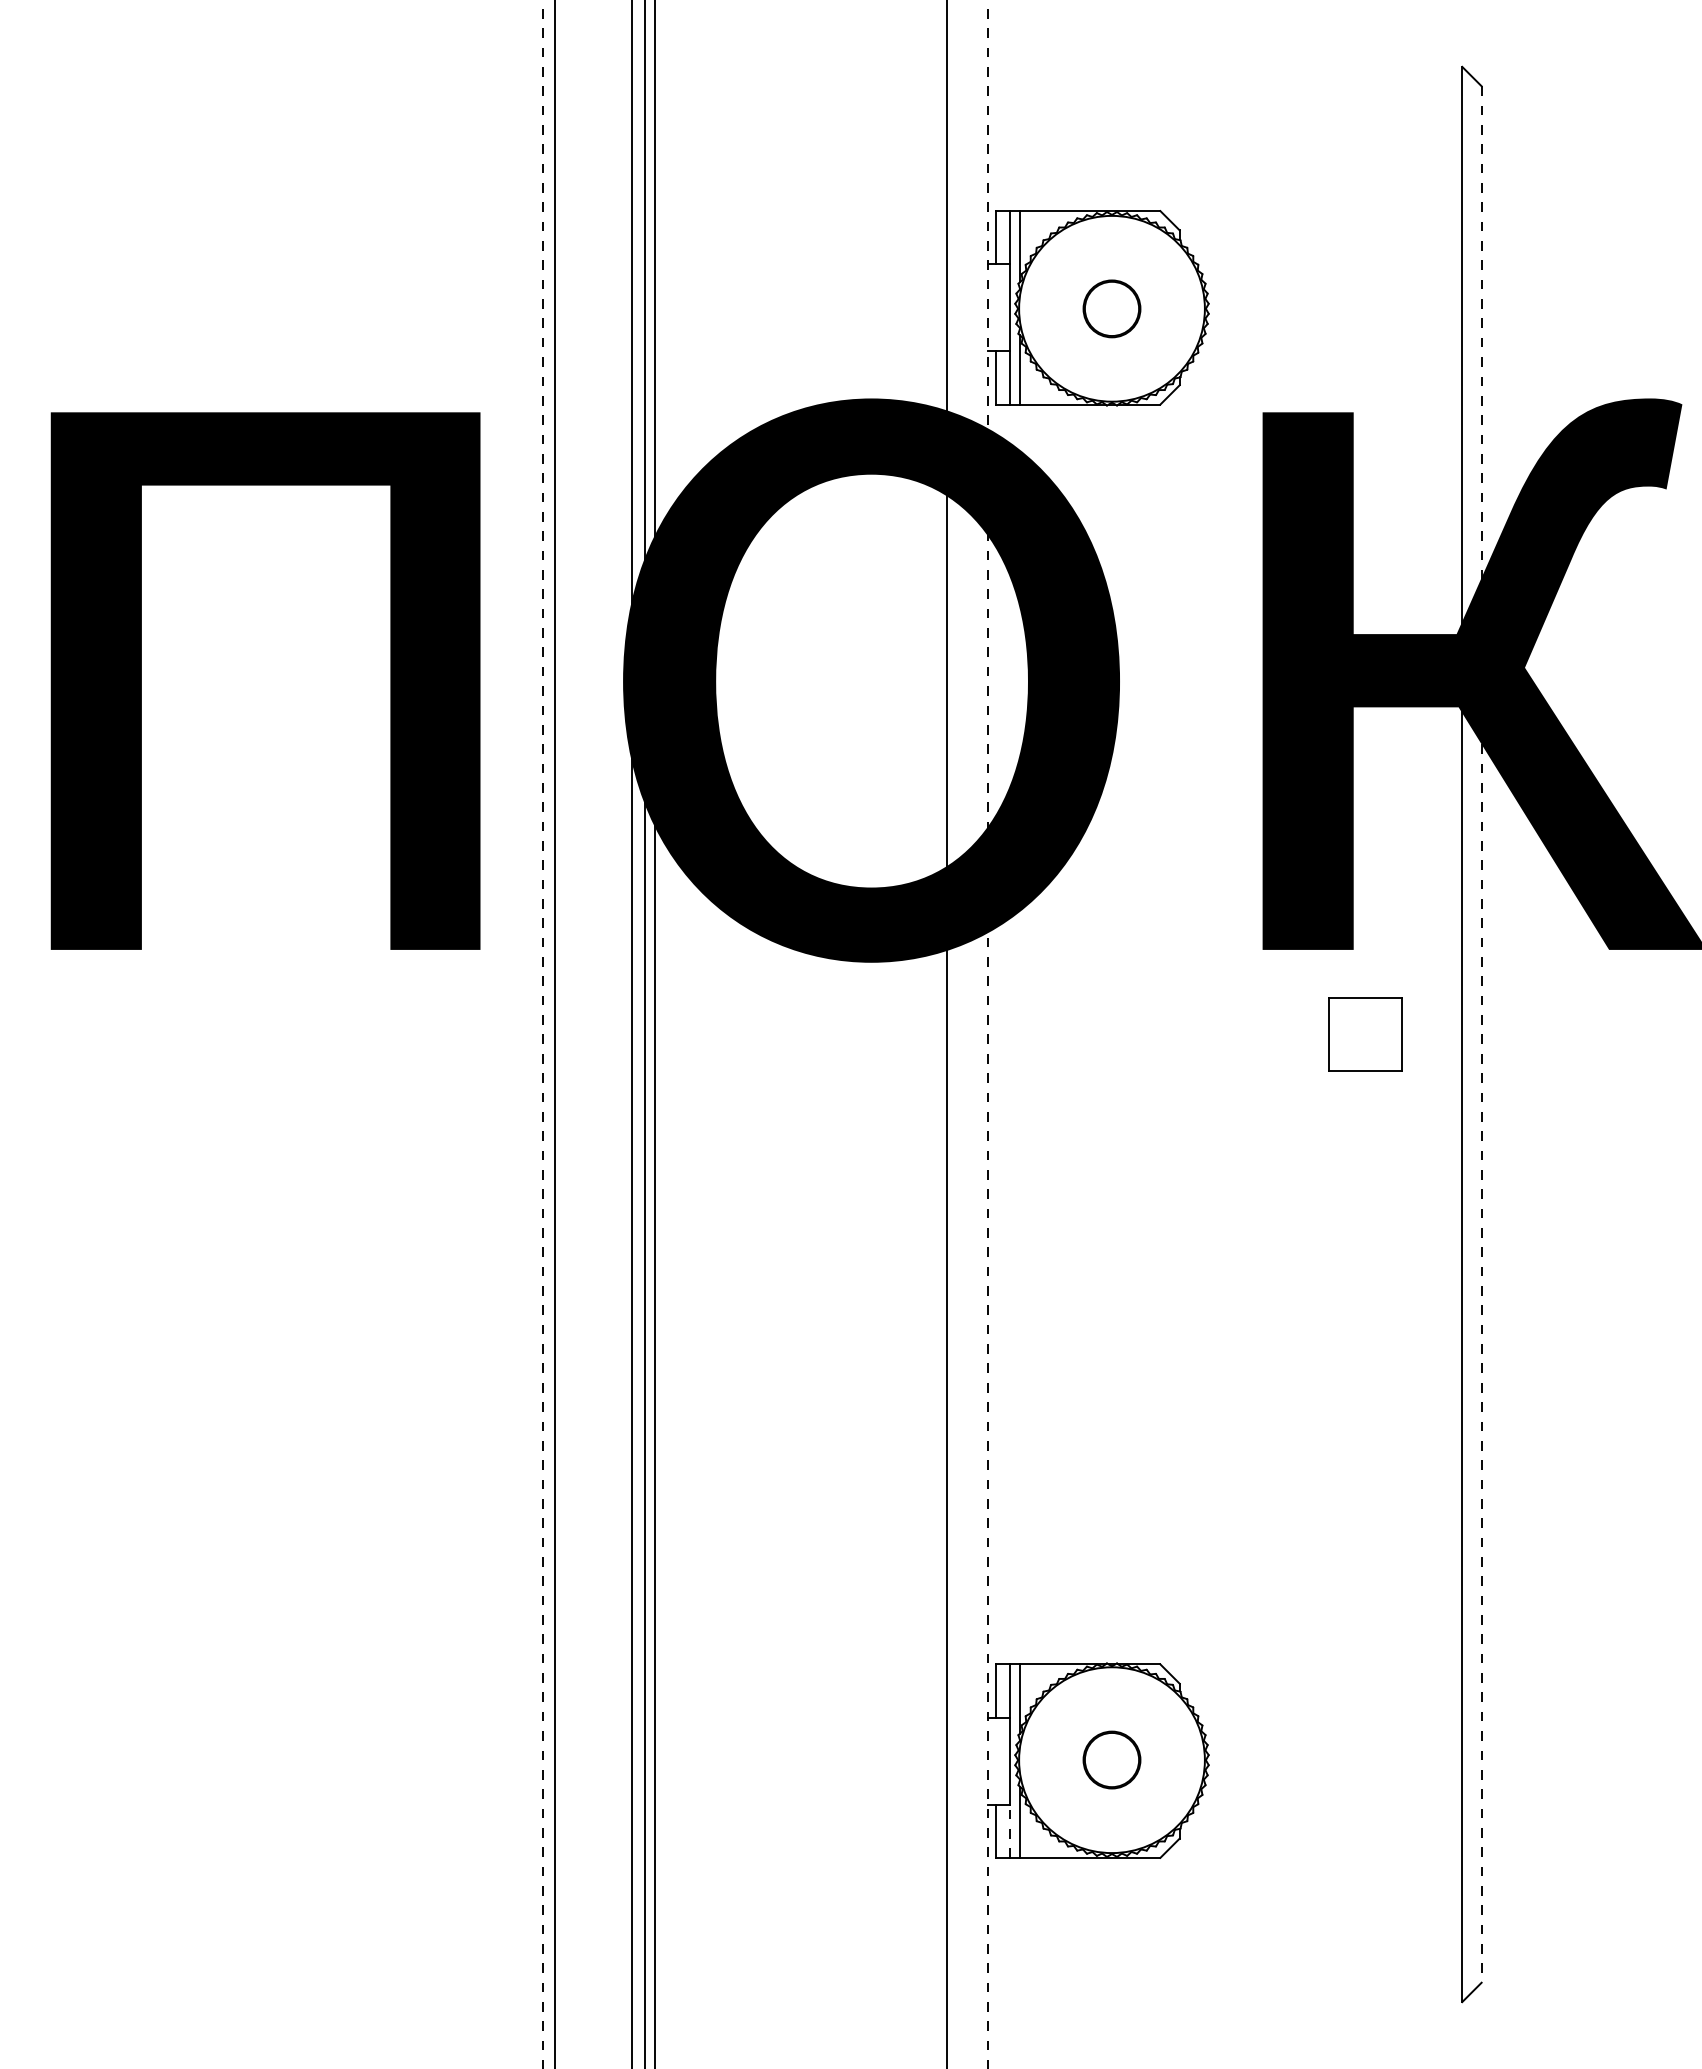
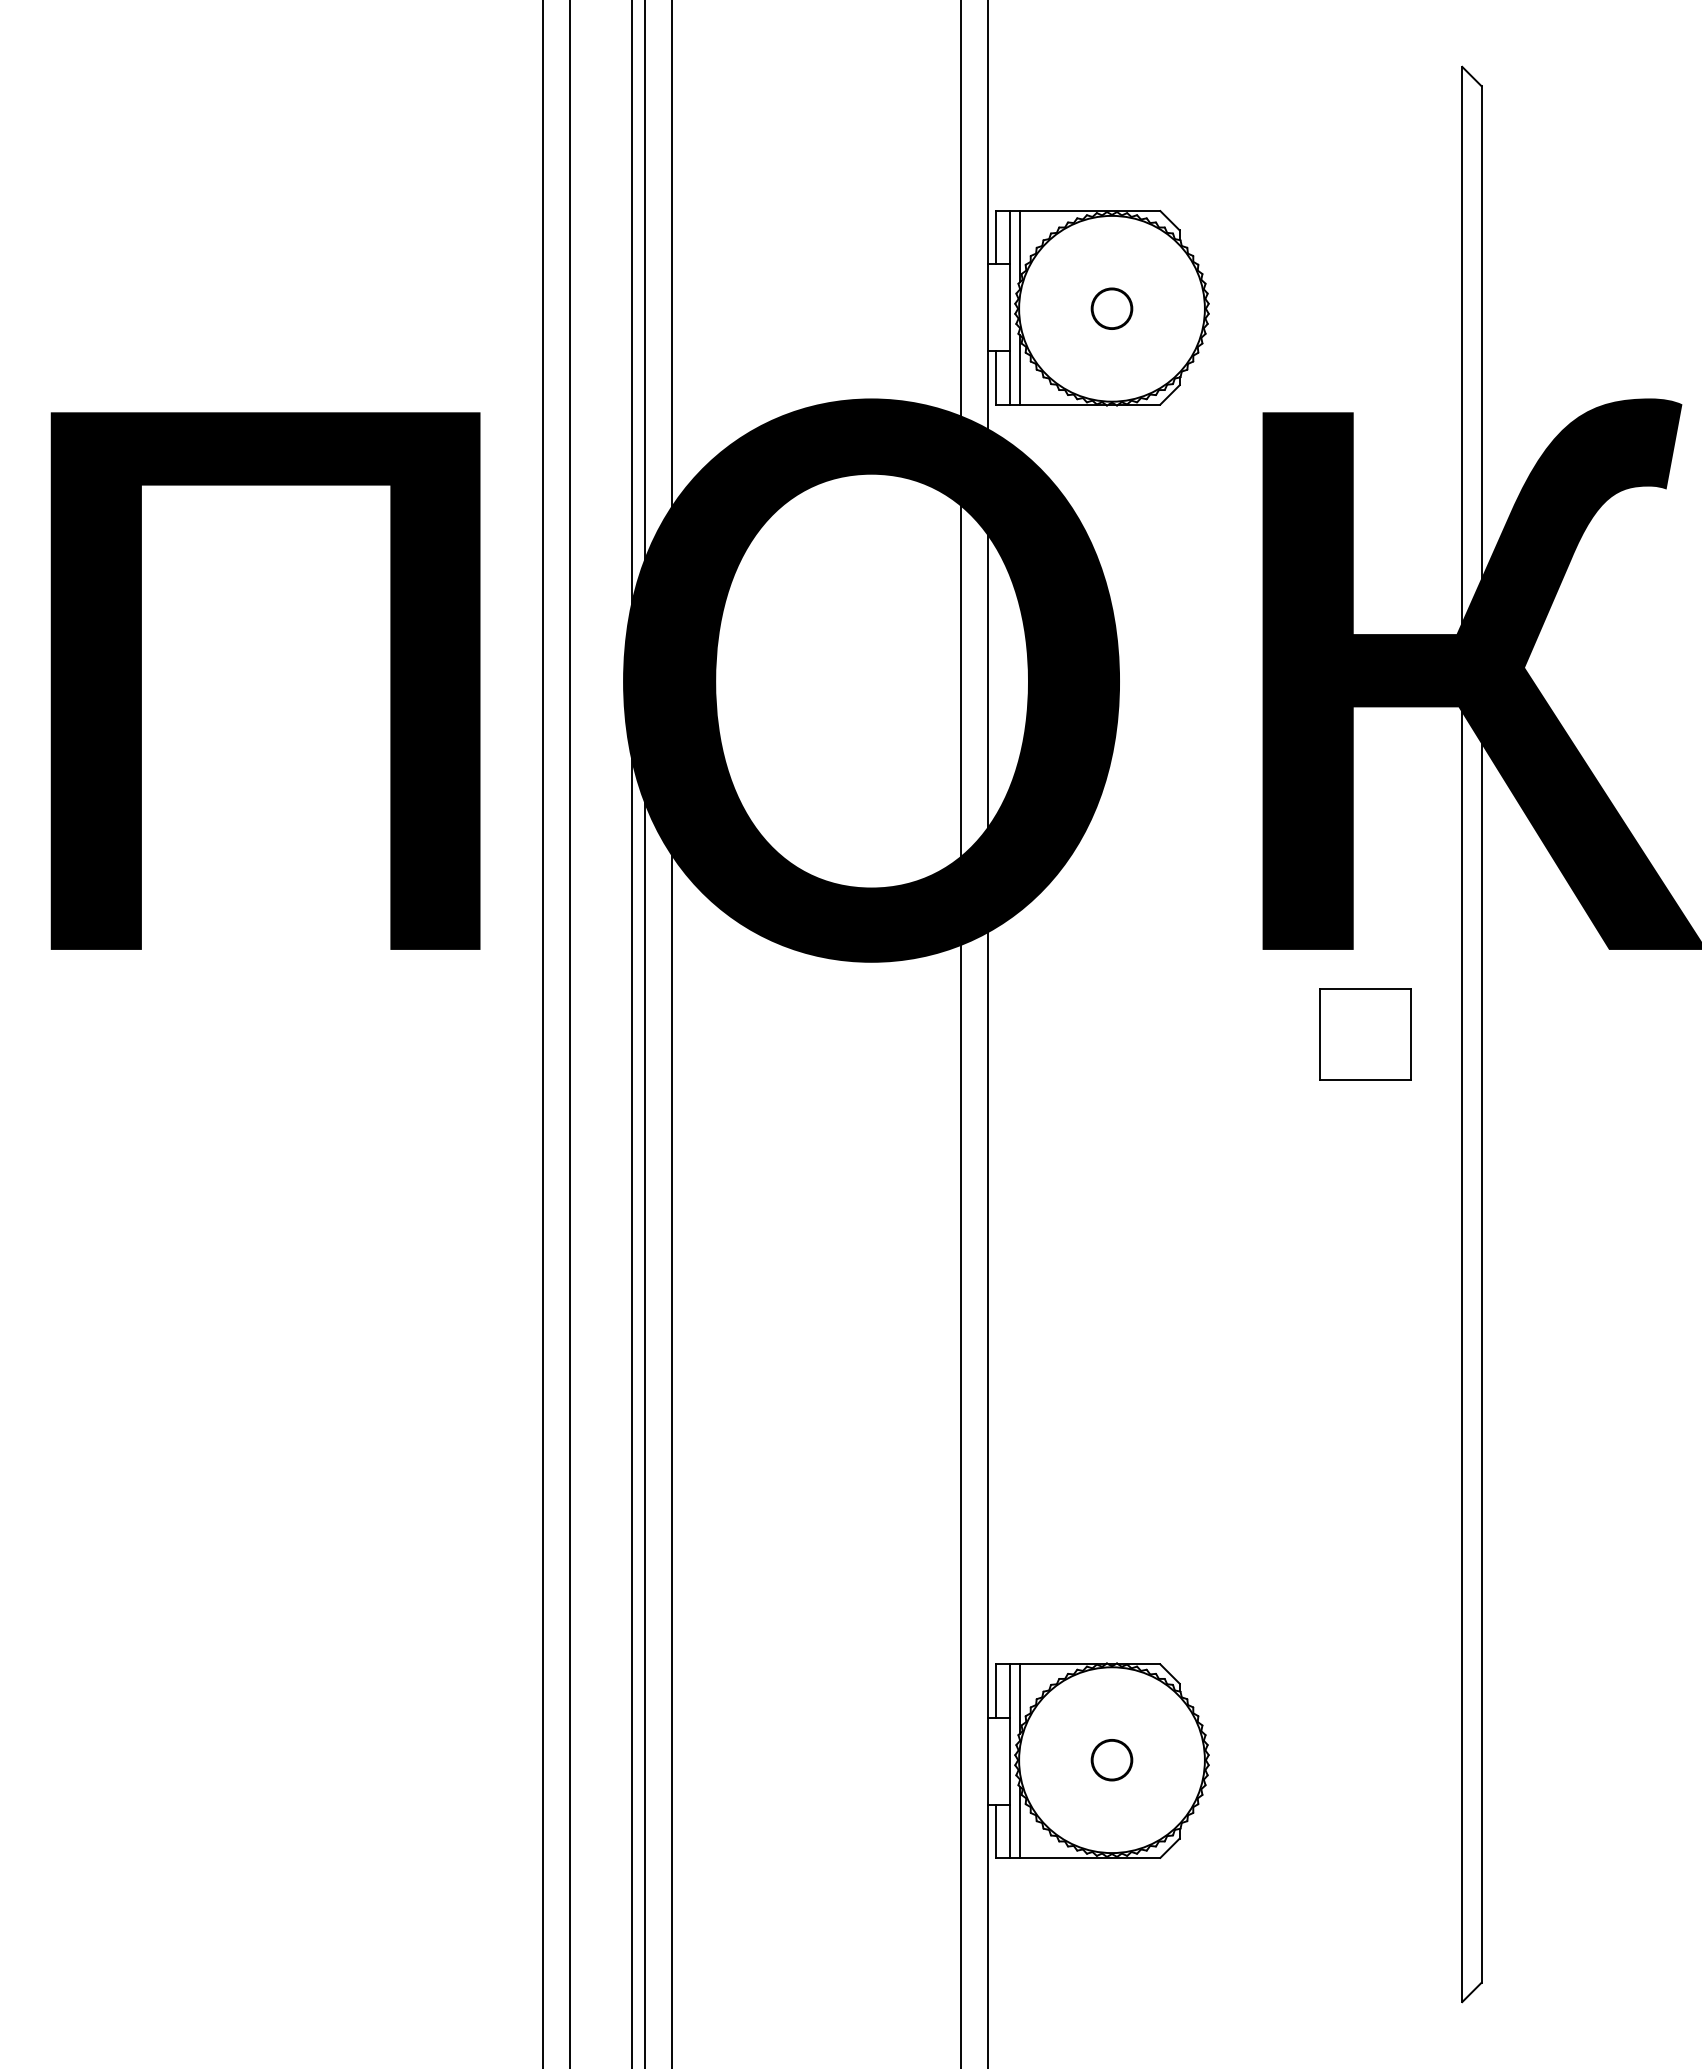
part size: 60x60 px -> 44x43 px (1111, 308)
line position: (555, 1033) -> (570, 1033) (570, 1033)
line position: (654, 1033) -> (671, 1033) (671, 1033)
line position: (947, 1033) -> (961, 1033) (961, 1033)
line: dashed -> solid (543, 1034)
line: dashed -> solid (988, 1034)
part size: 75x75 px -> 93x93 px (1365, 1034)
line: dashed -> solid (1481, 1034)
part size: 60x60 px -> 44x43 px (1111, 1760)
line: dashed -> solid (1010, 1831)
